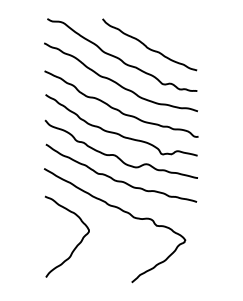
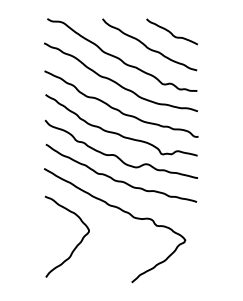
curve: none -> present (170, 31)
